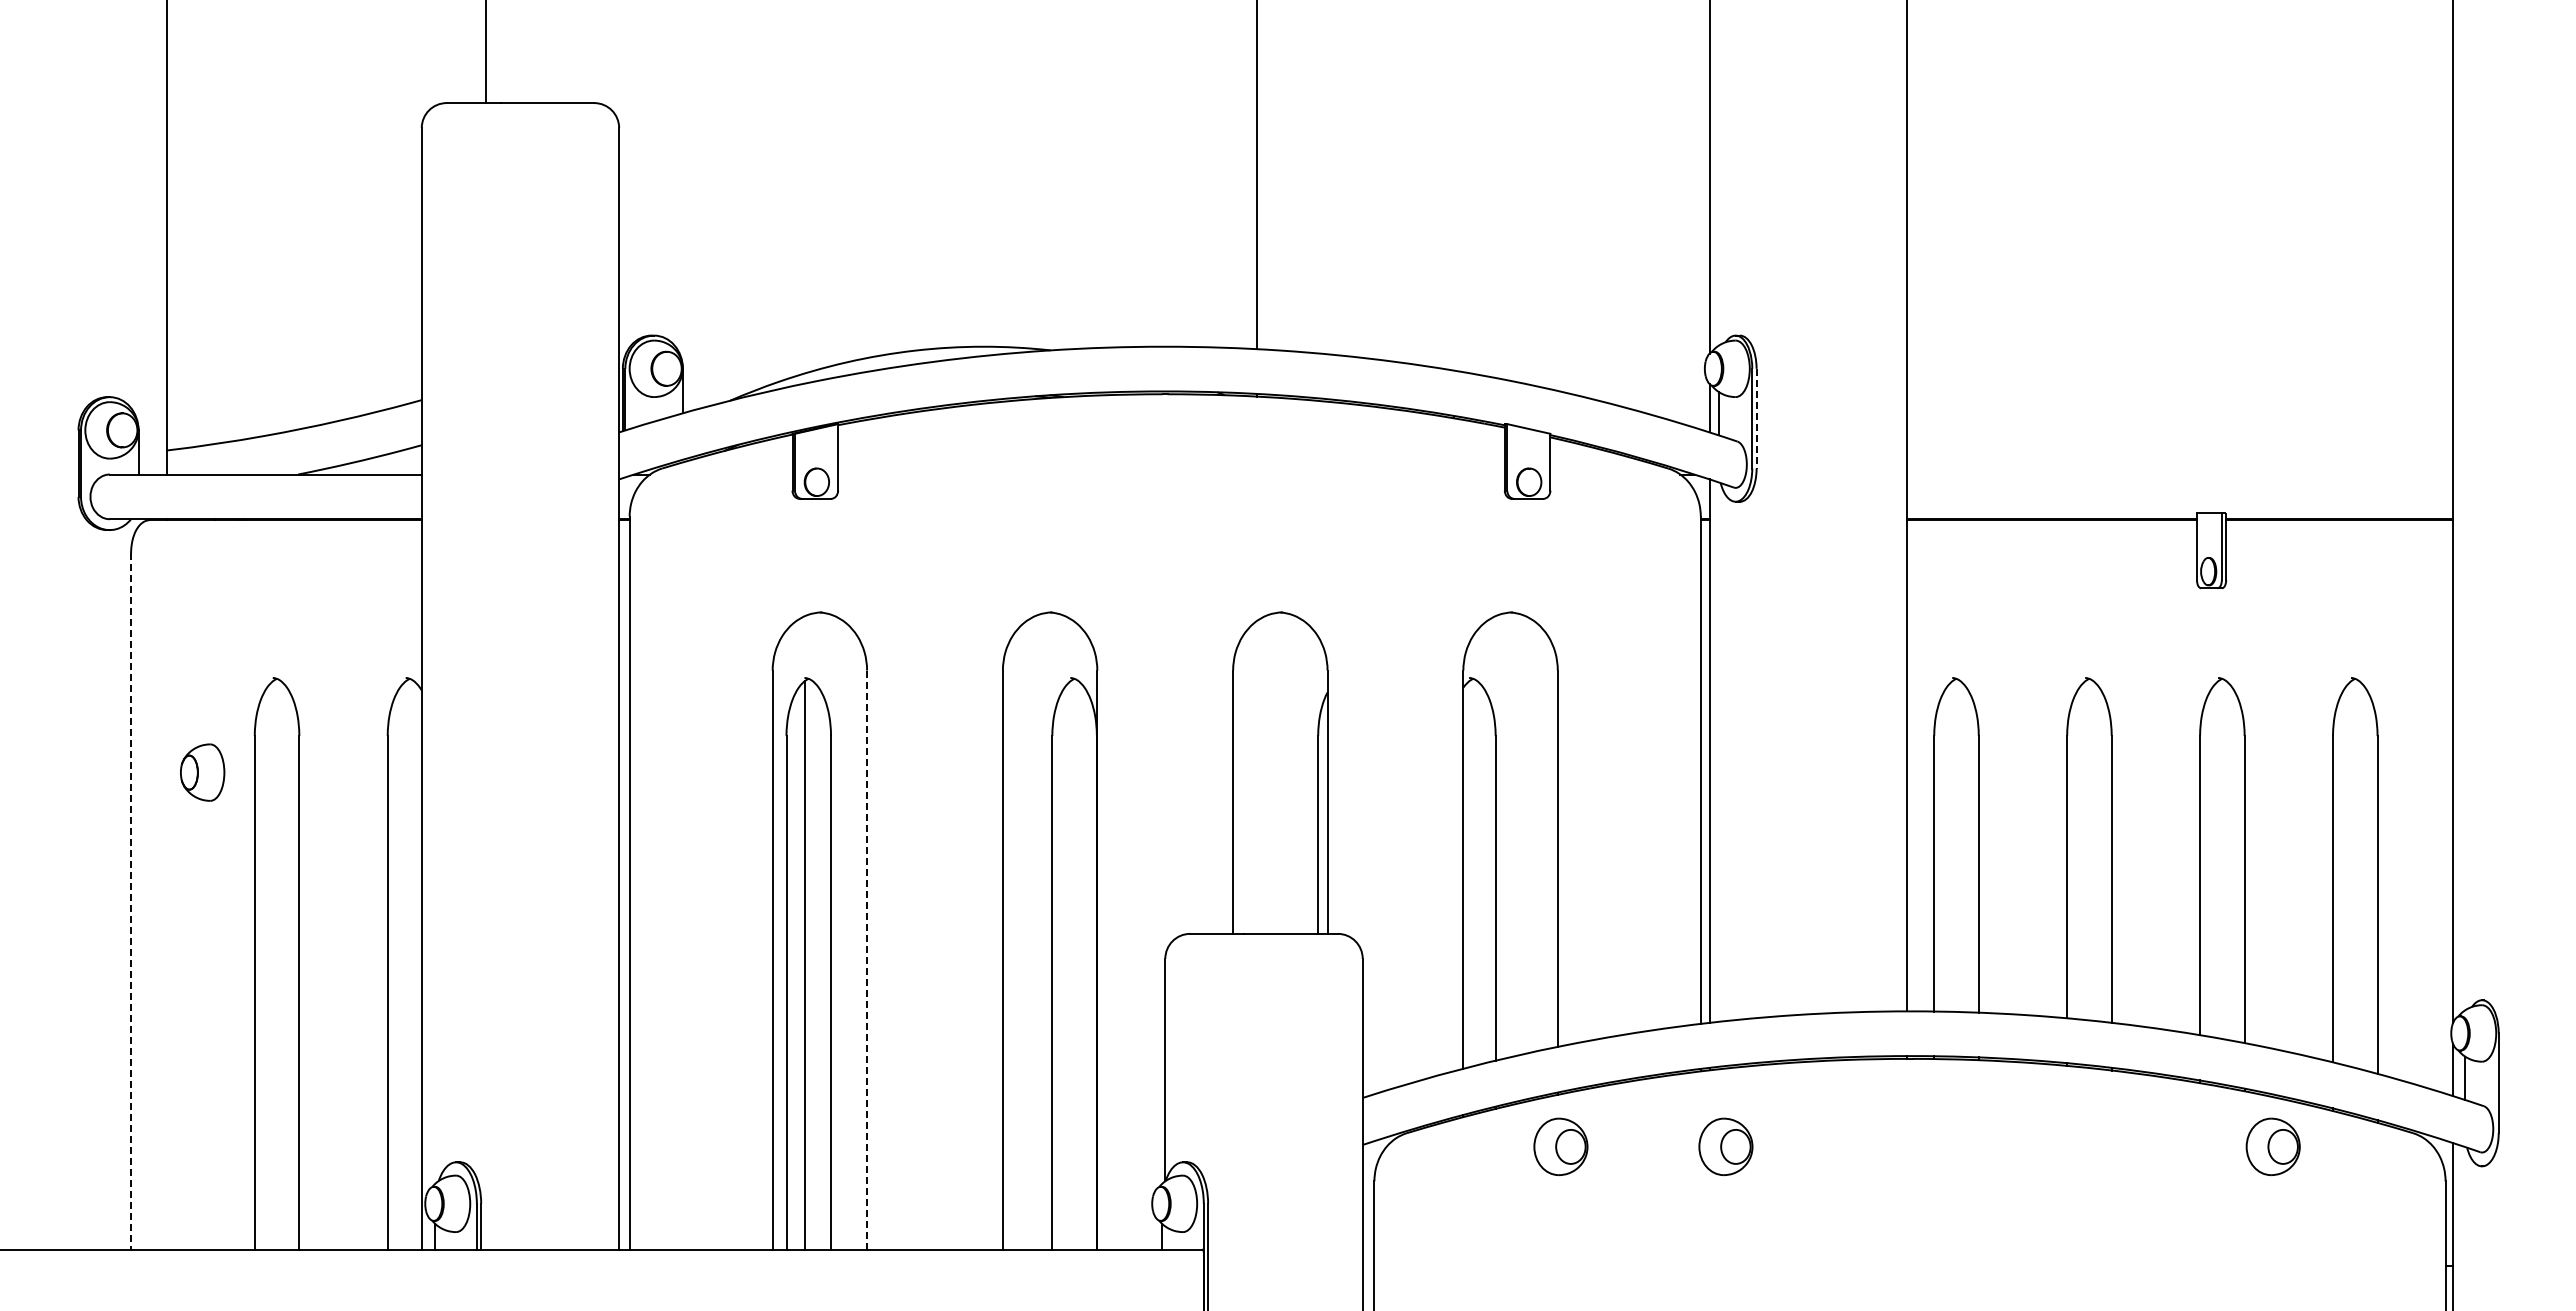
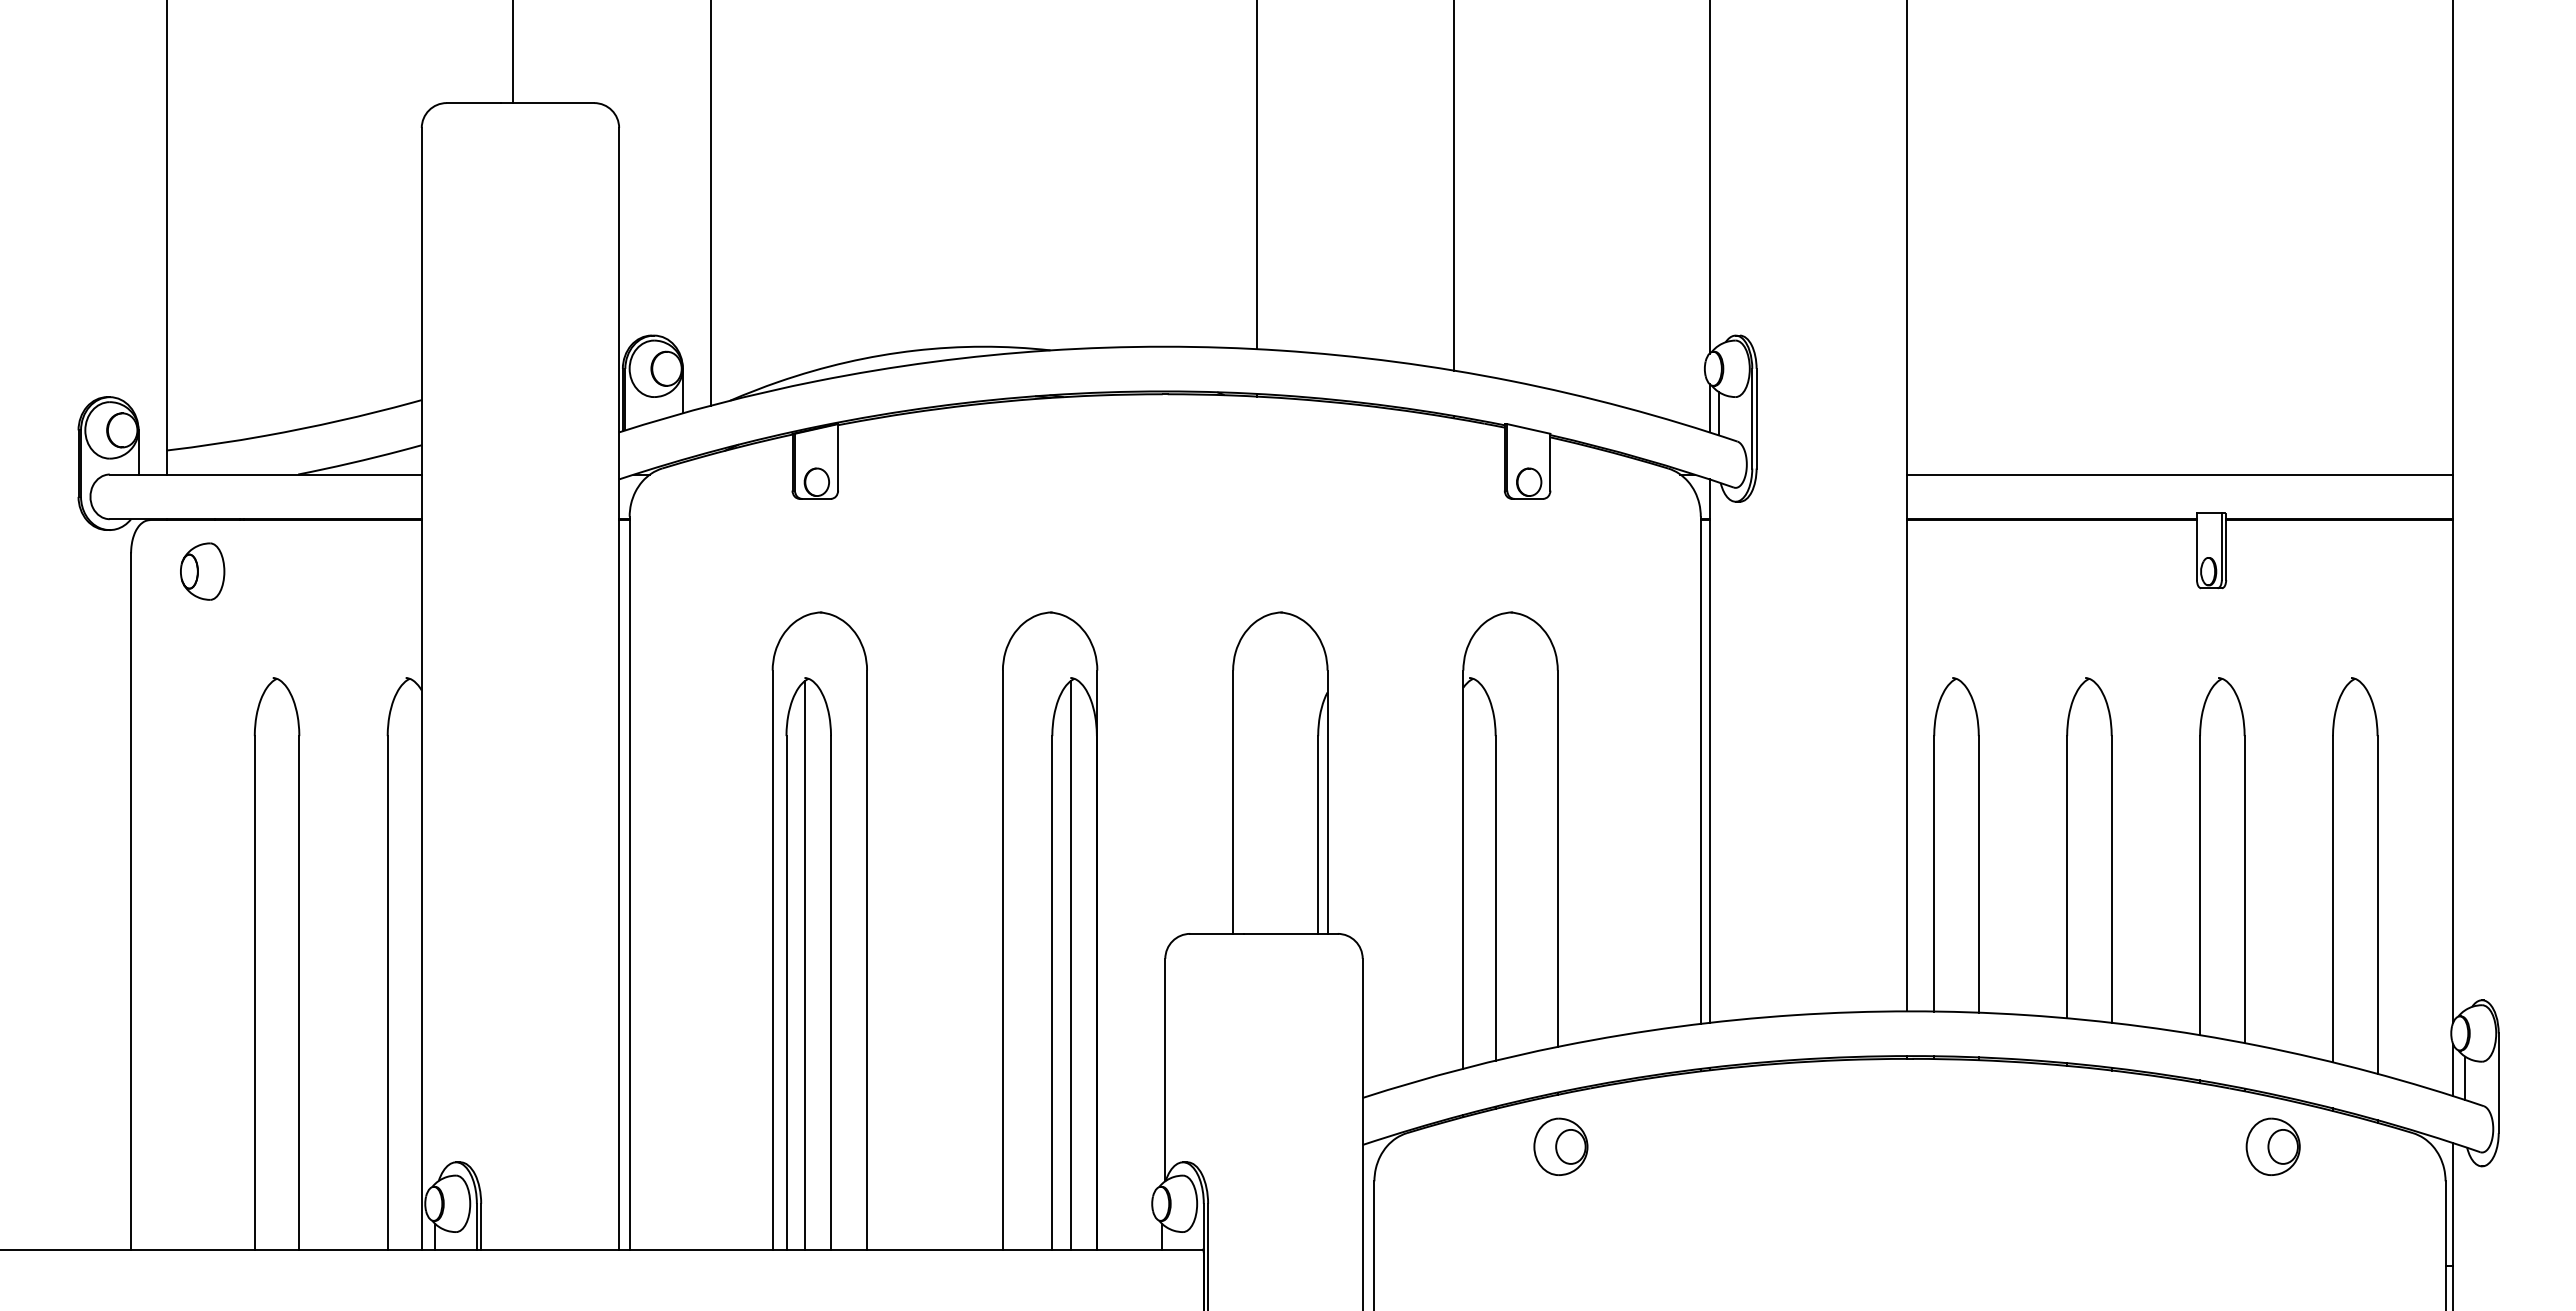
line position: (486, 52) -> (513, 52) (513, 52)
line: none -> present (1454, 186)
line: none -> present (710, 203)
line: dashed -> solid (1756, 418)
line: none -> present (2180, 474)
part position: (202, 772) -> (202, 571) (202, 571)
line: dashed -> solid (131, 901)
line: dashed -> solid (867, 959)
line: none -> present (1071, 964)
part: present -> none (1725, 1146)
